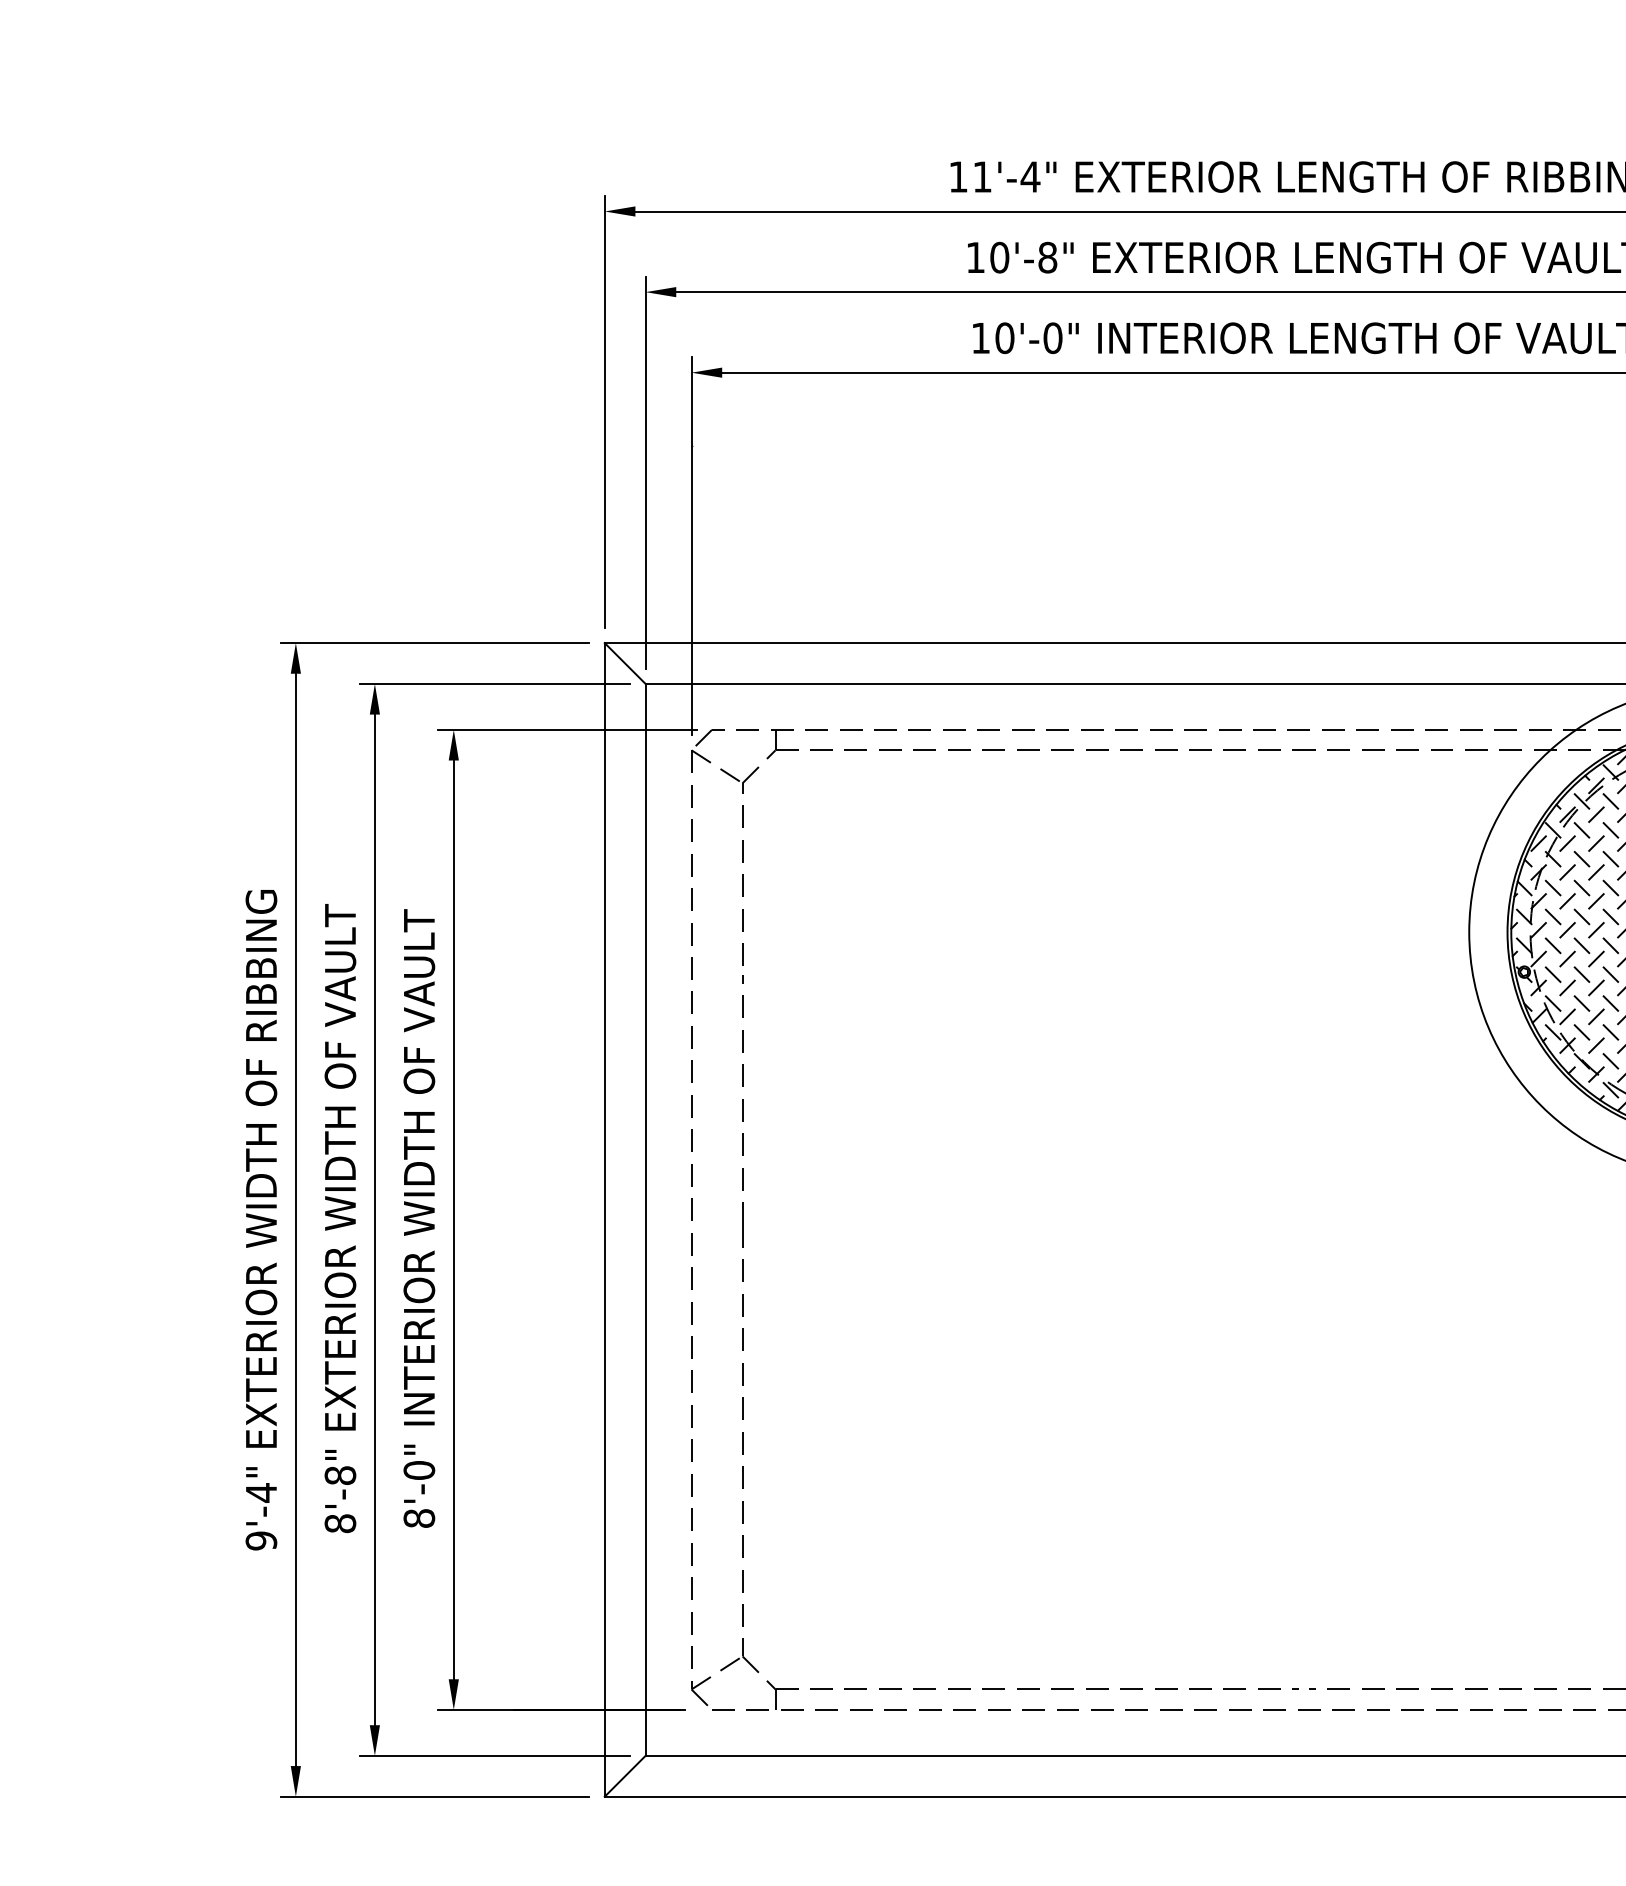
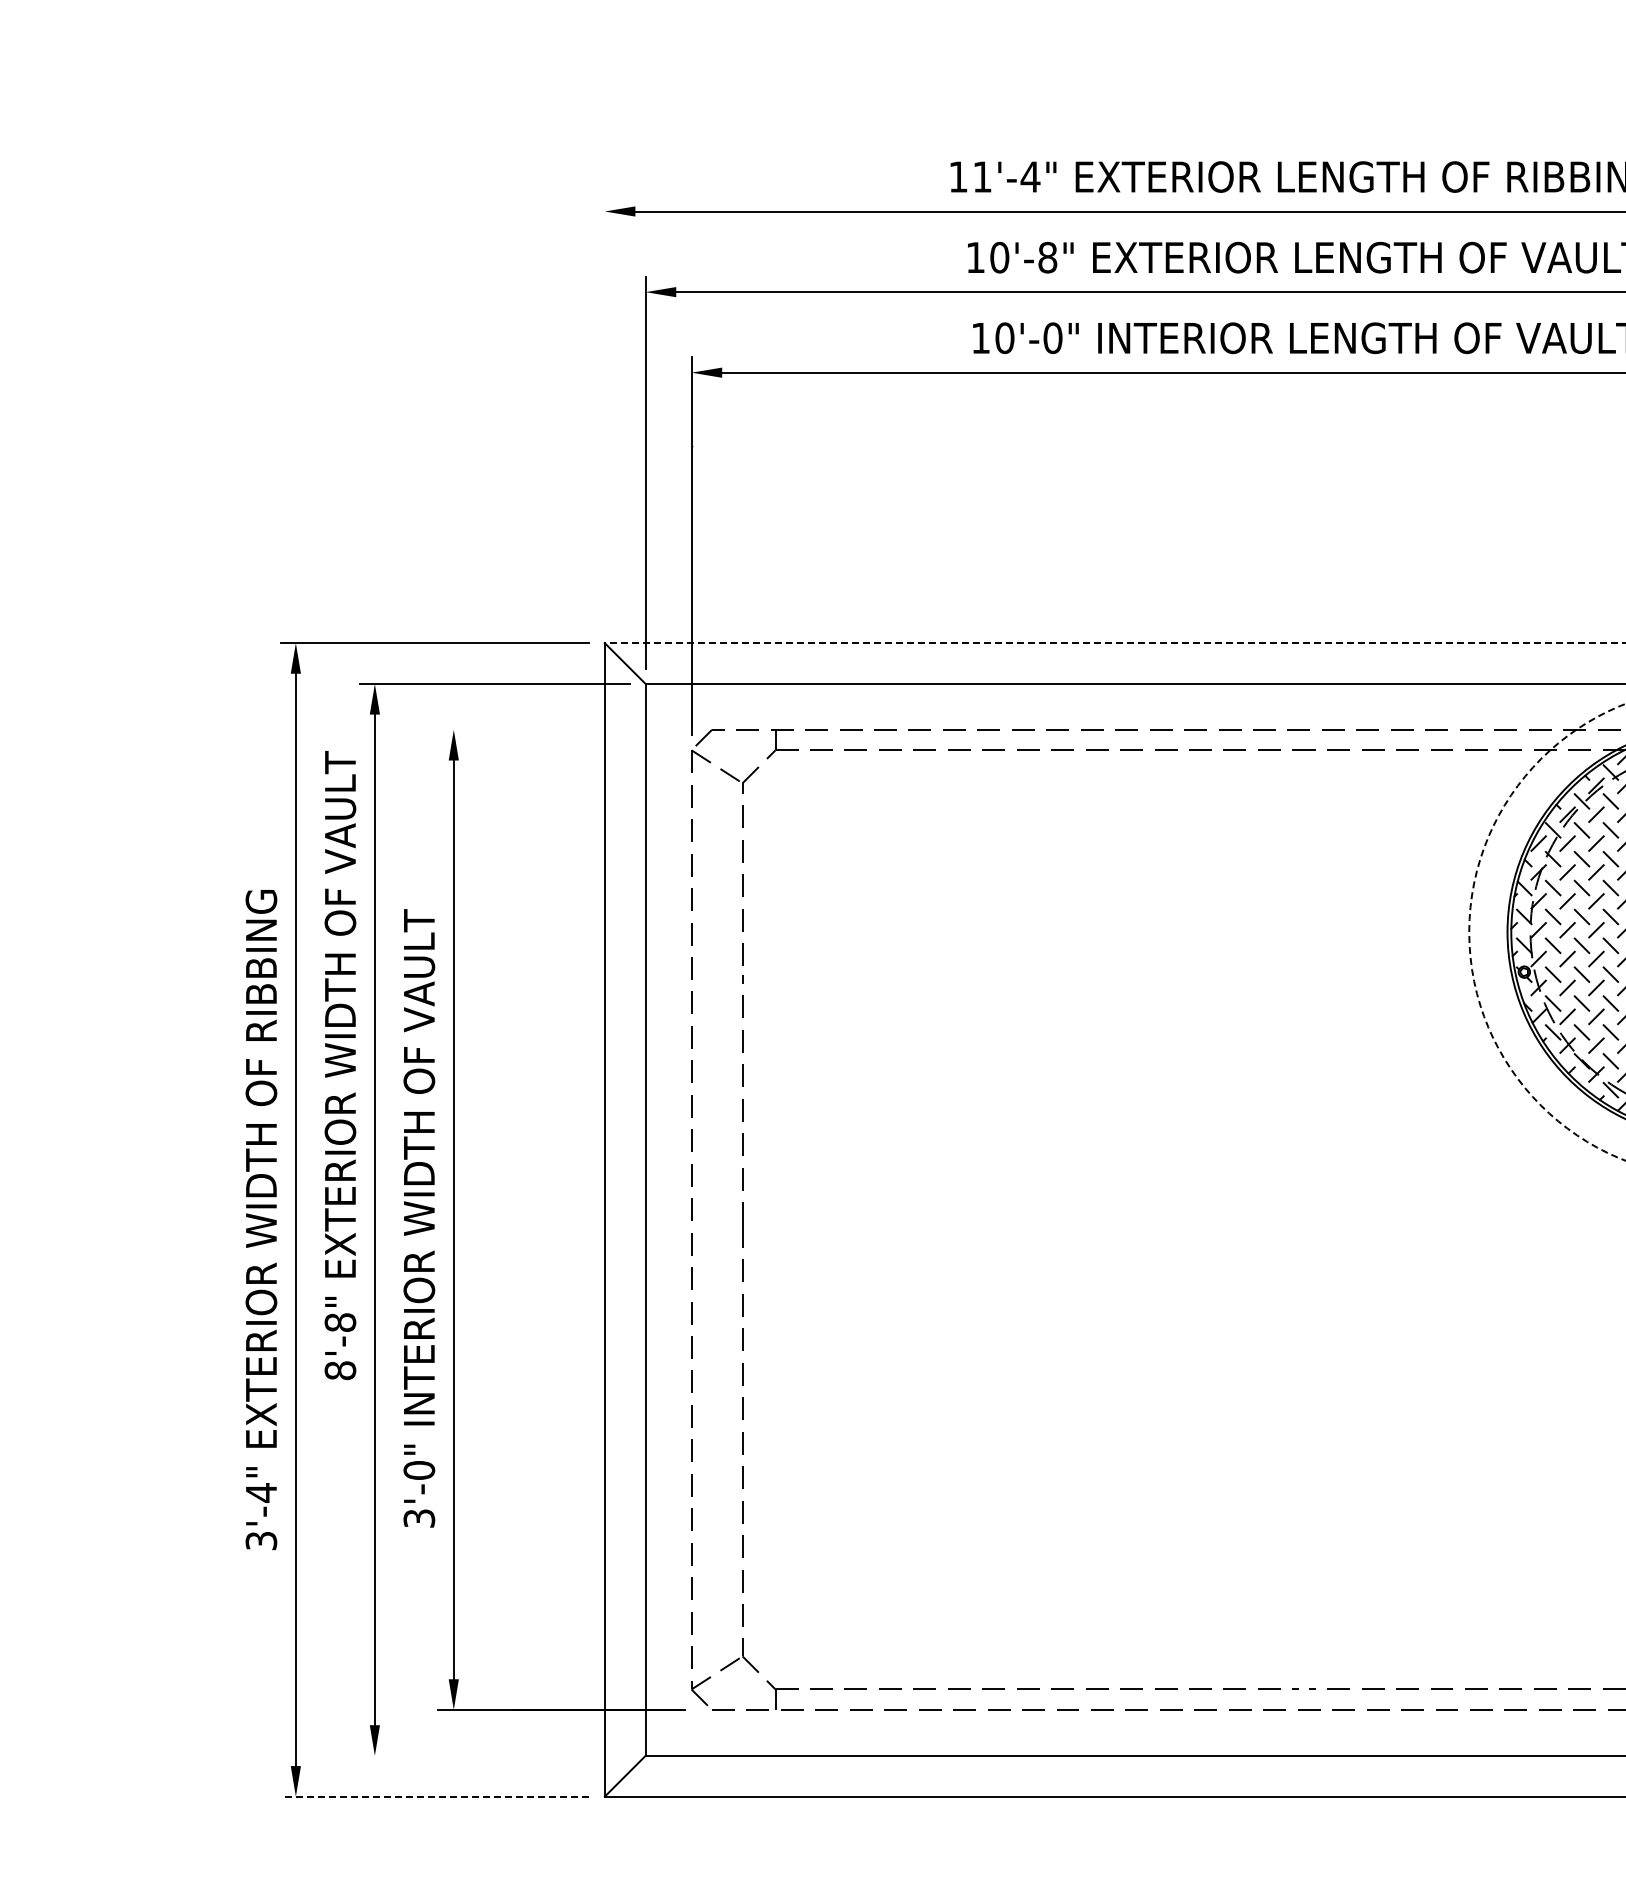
line: present -> none (604, 411)
line: solid -> dashed (1114, 643)
line: present -> none (567, 729)
circle: solid -> dashed (1547, 932)
text position: (340, 1218) -> (340, 1065) (340, 1065)
text: 8'-0" -> 3'-0" (419, 1518)
text: 9'-4" -> 3'-4" (261, 1540)
line: present -> none (494, 1755)
line: solid -> dashed (434, 1796)
